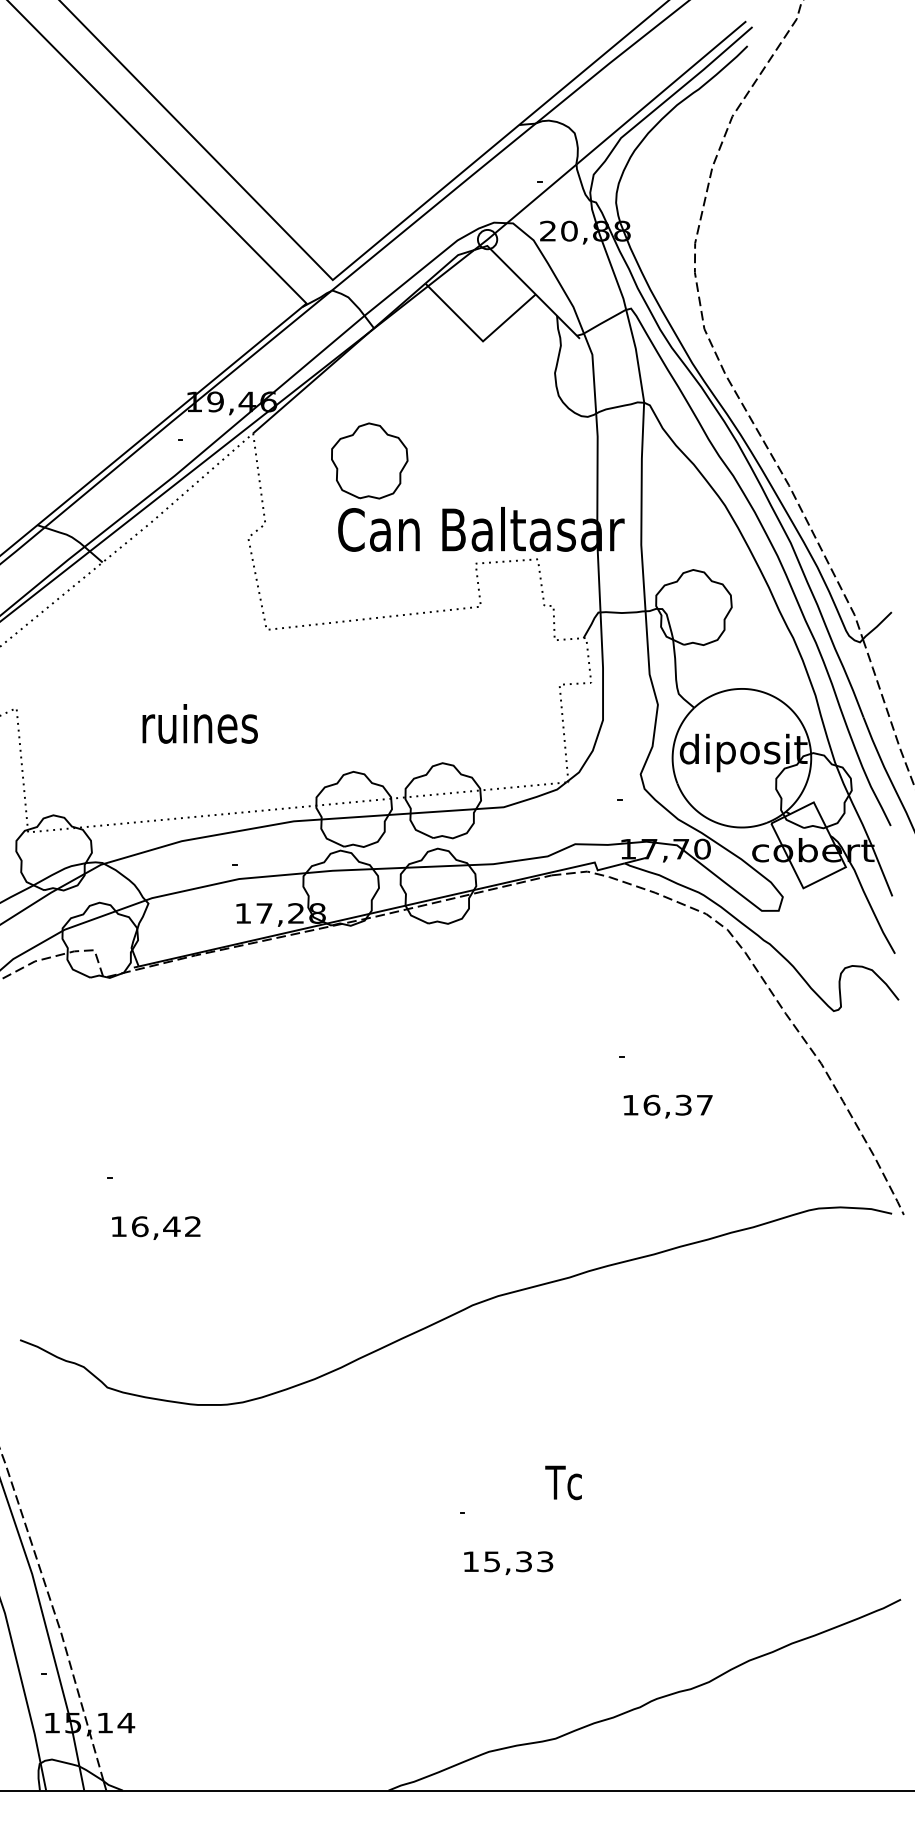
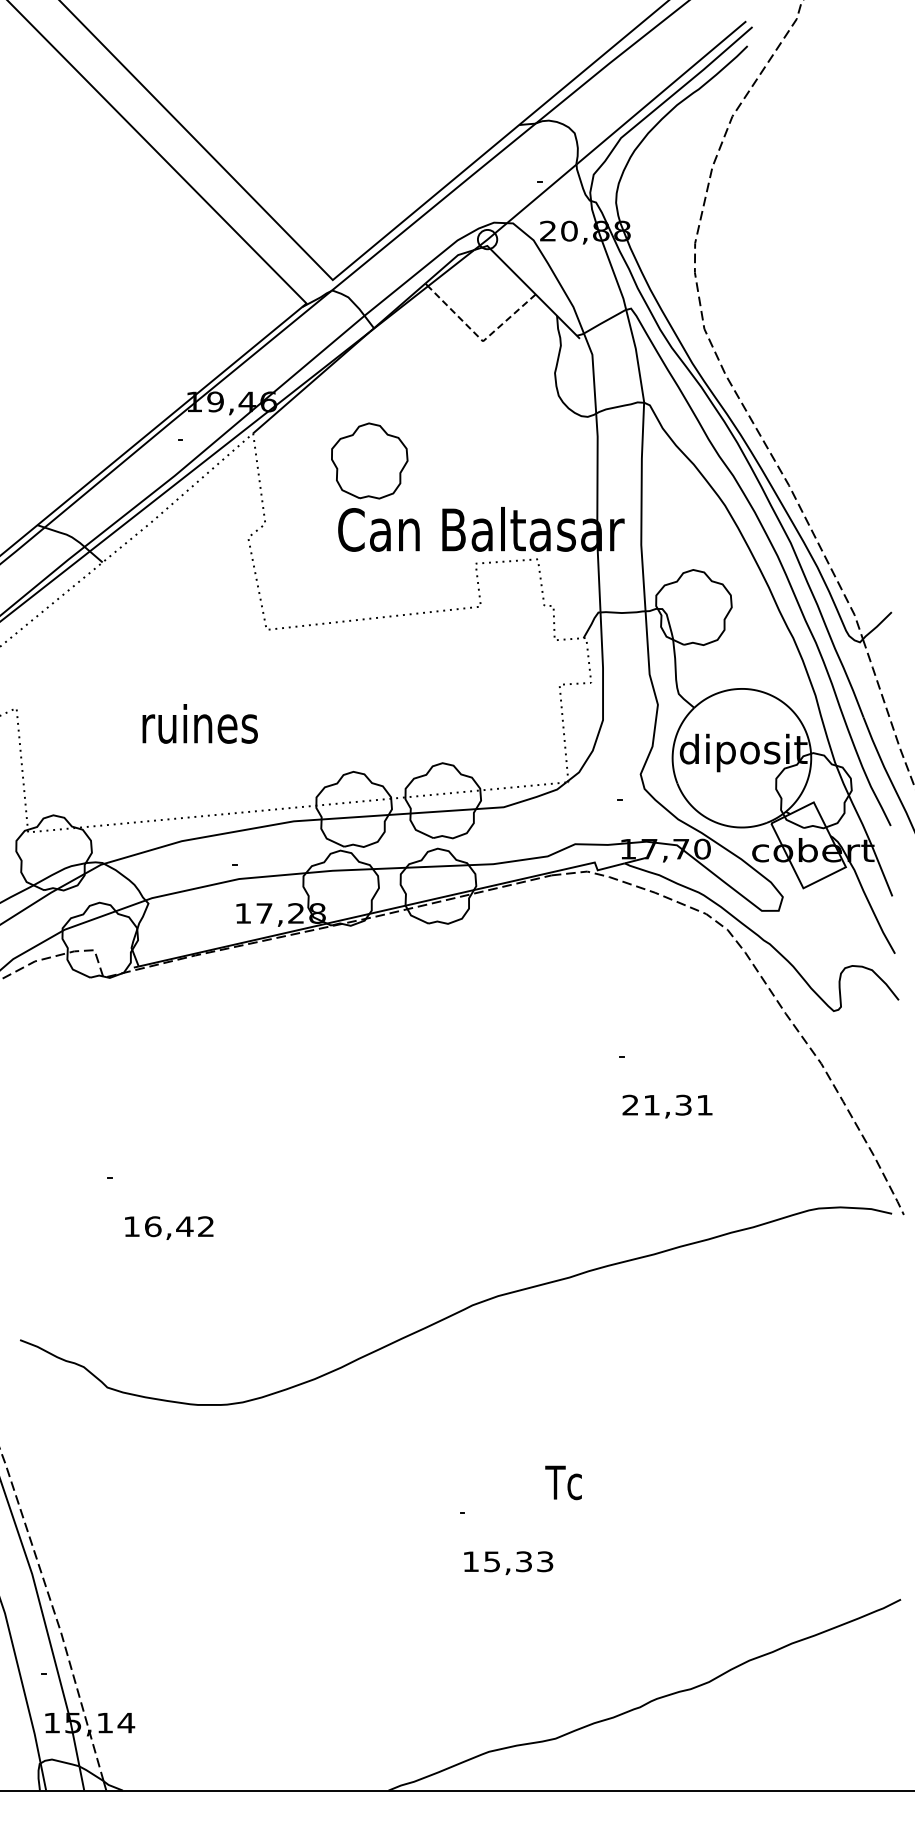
line: solid -> dashed (480, 339)
text: 16,37 -> 21,31 (667, 1104)
text position: (156, 1227) -> (169, 1227) (169, 1227)
